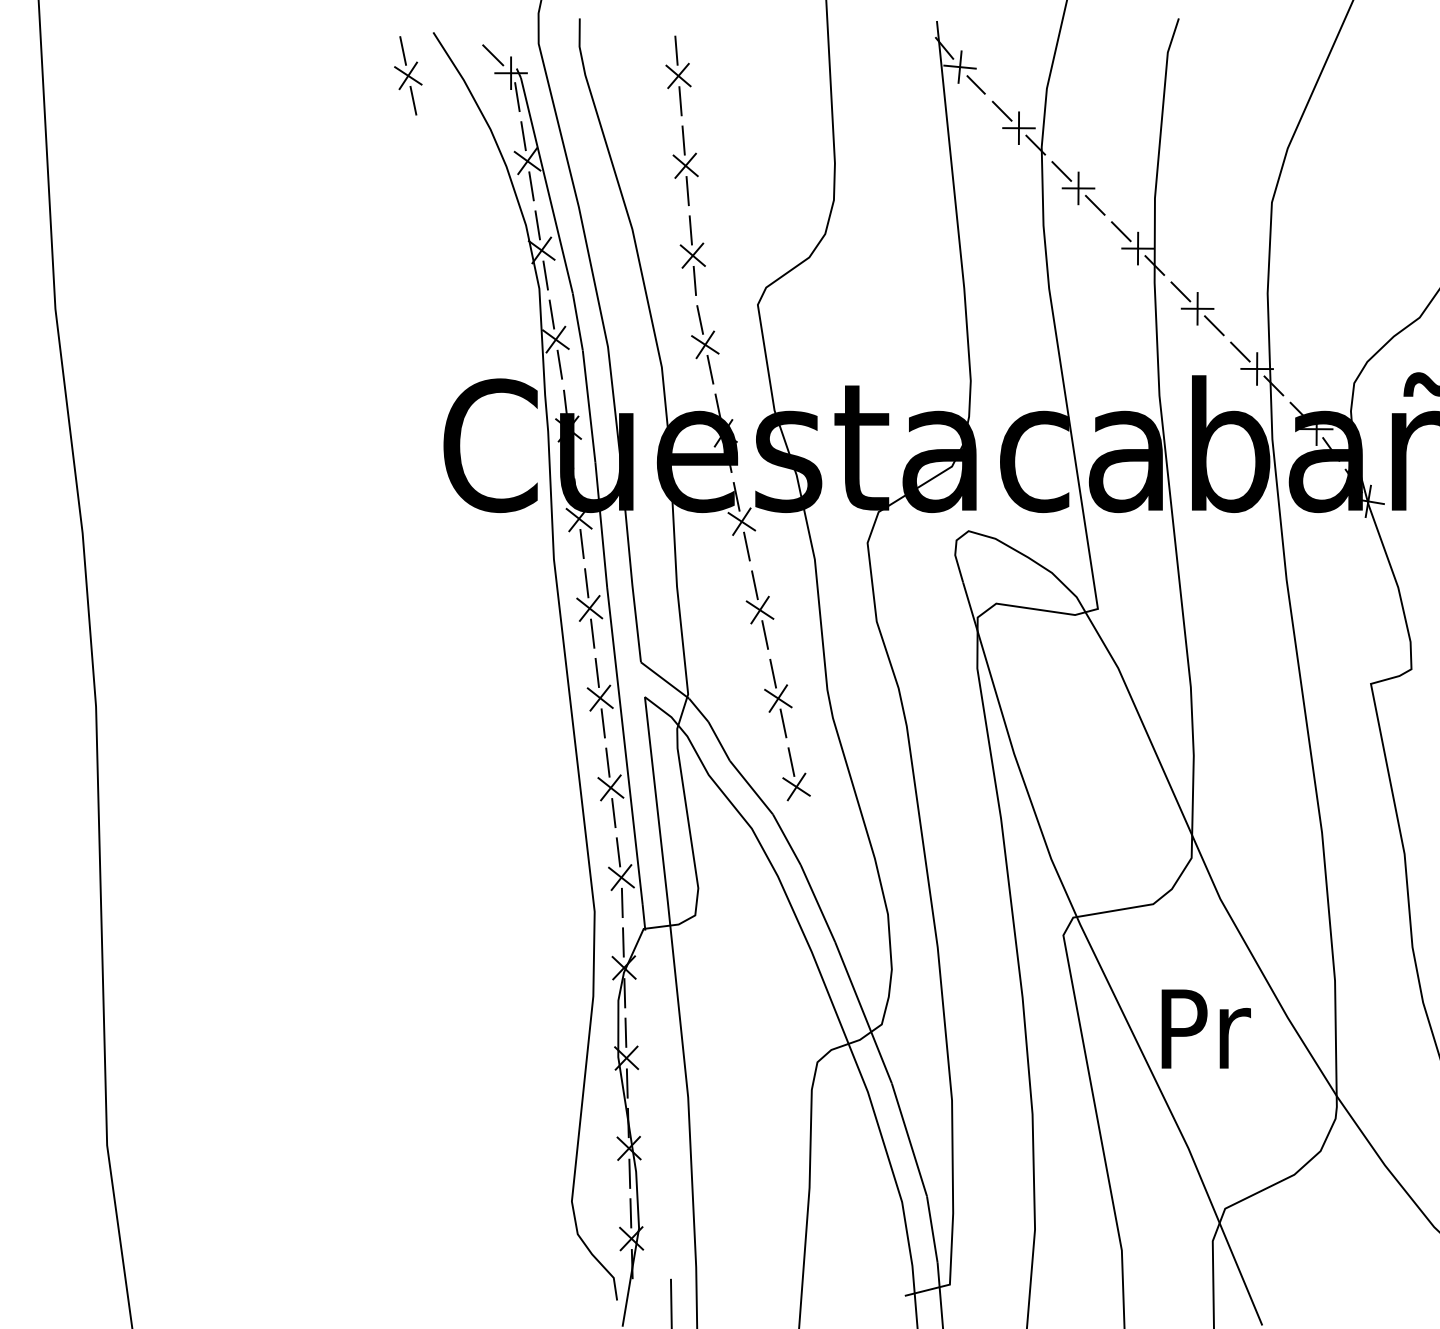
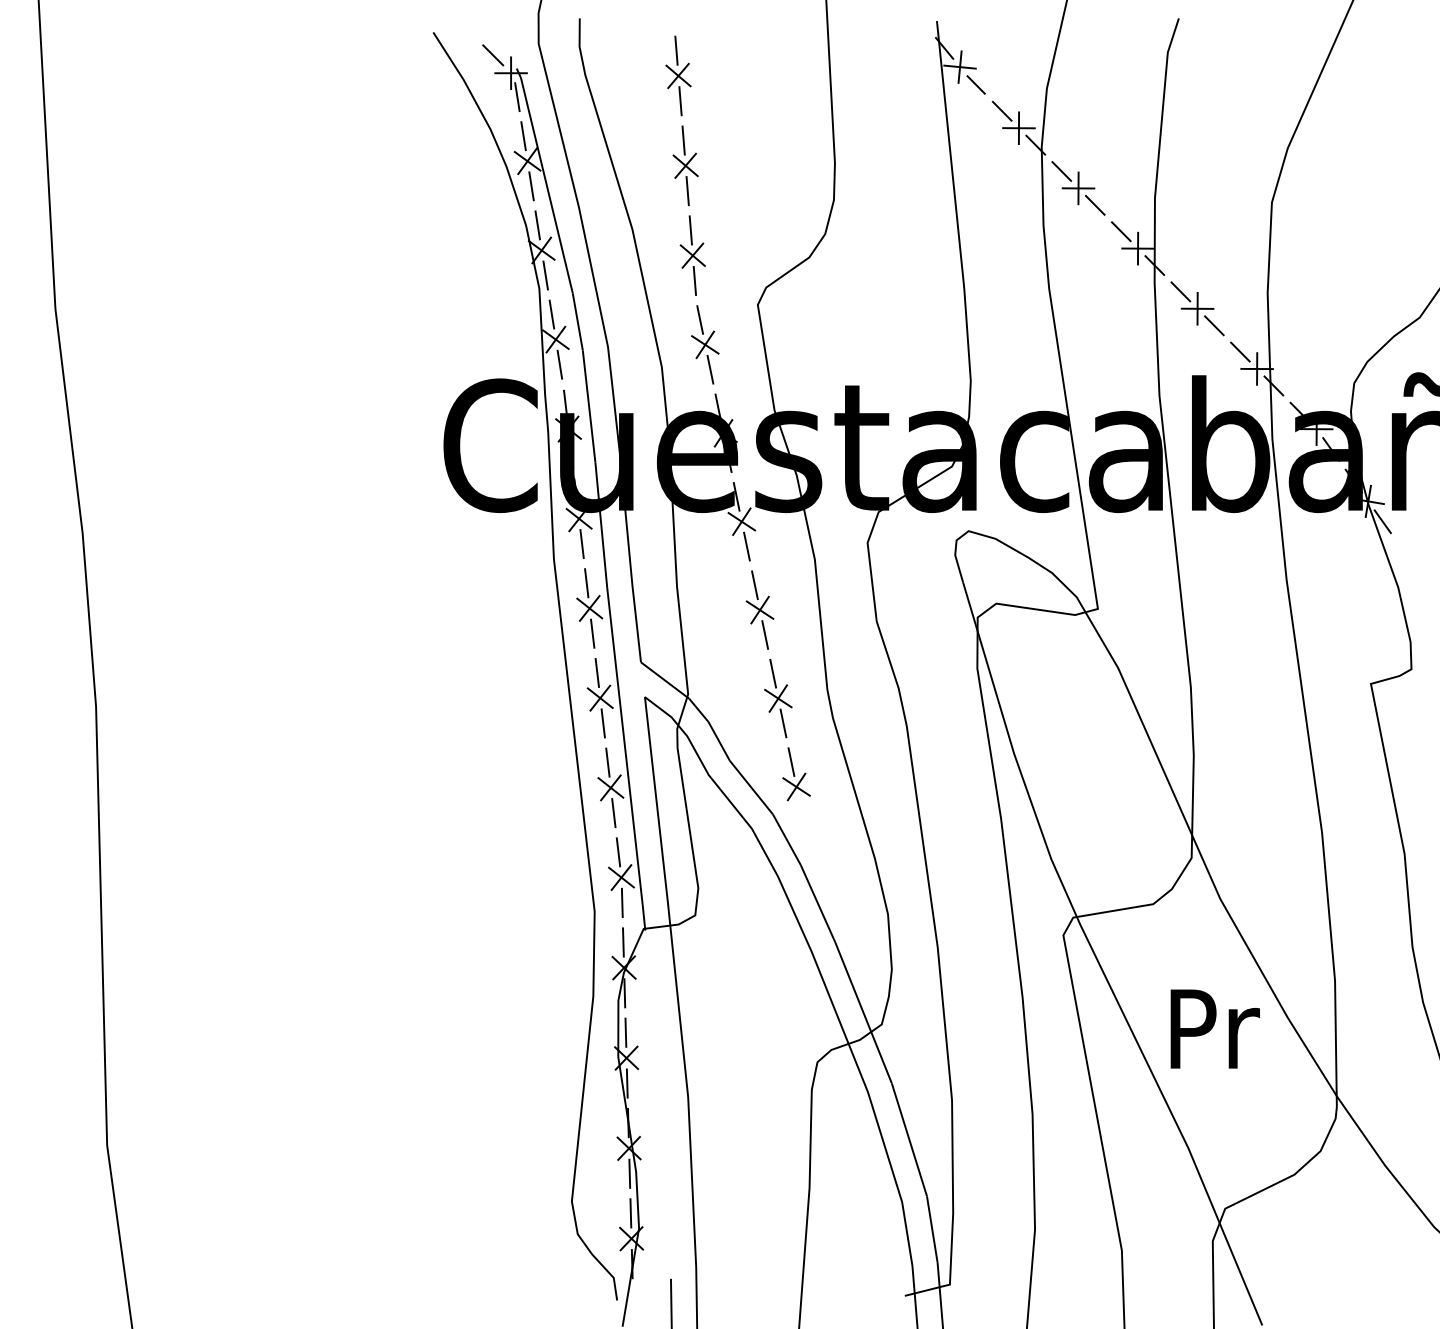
part: present -> none (408, 75)
line: none -> present (1382, 521)
text position: (1205, 1028) -> (1214, 1028) (1214, 1028)
